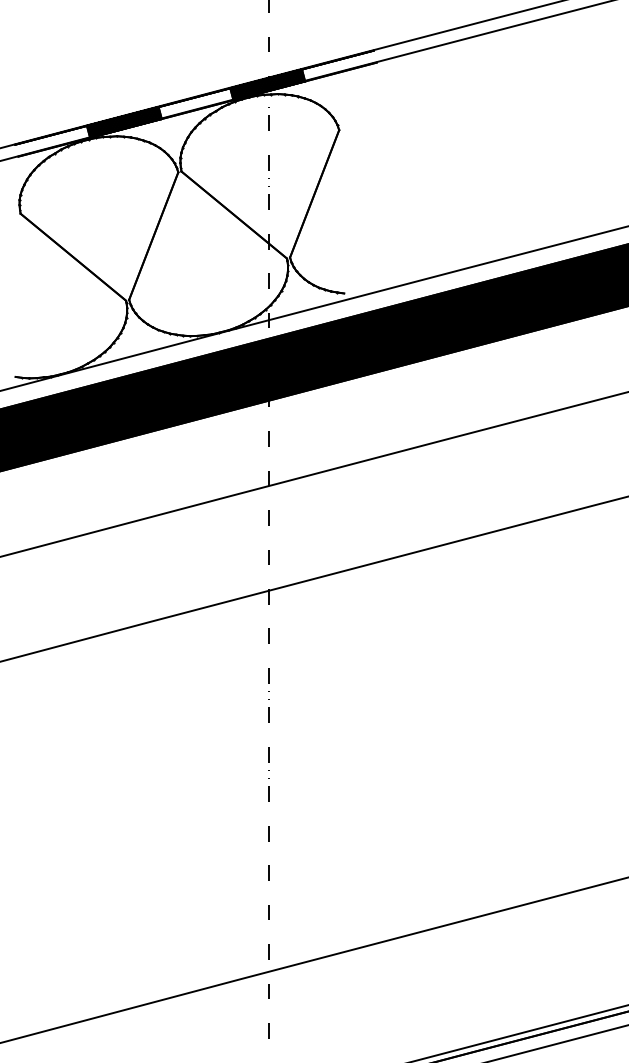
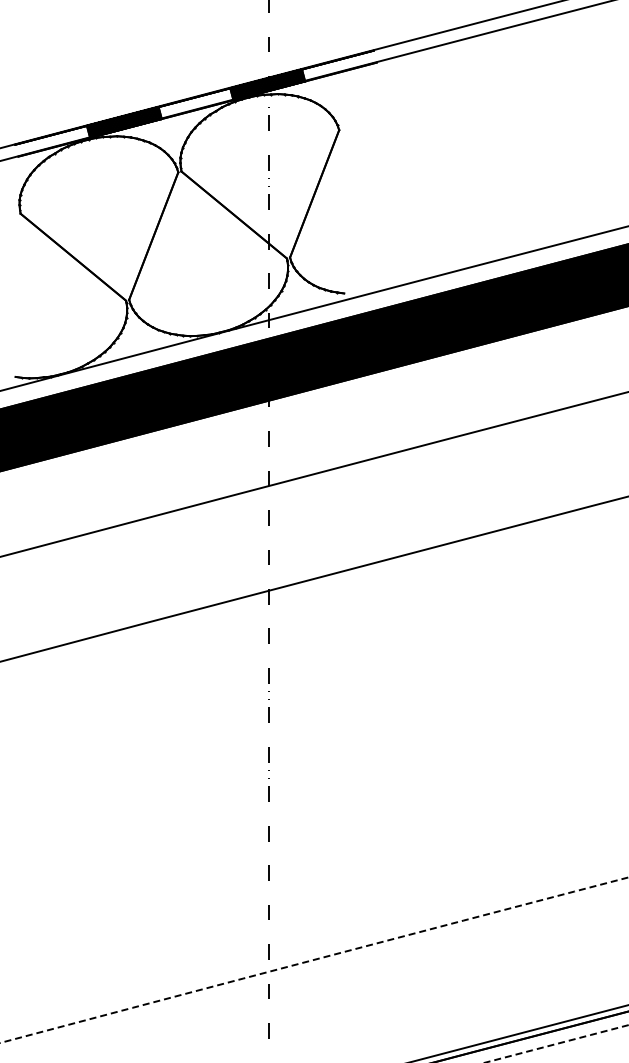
arc: solid -> dashed (313, 960)
arc: solid -> dashed (557, 1043)
